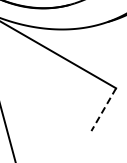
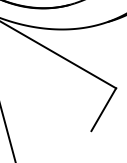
line: dashed -> solid (103, 109)
